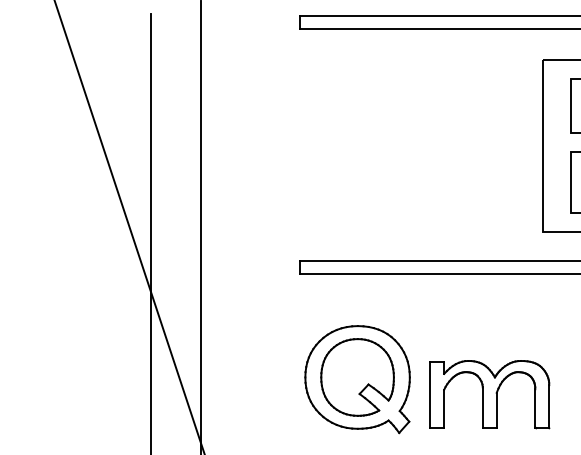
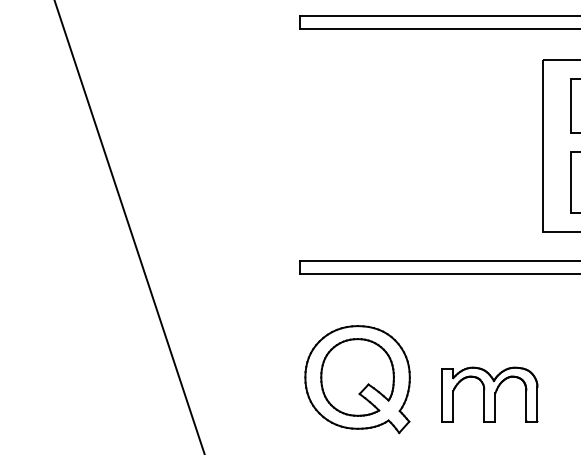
line: present -> none (201, 226)
line: present -> none (151, 232)
part size: 122x70 px -> 98x57 px (489, 394)
